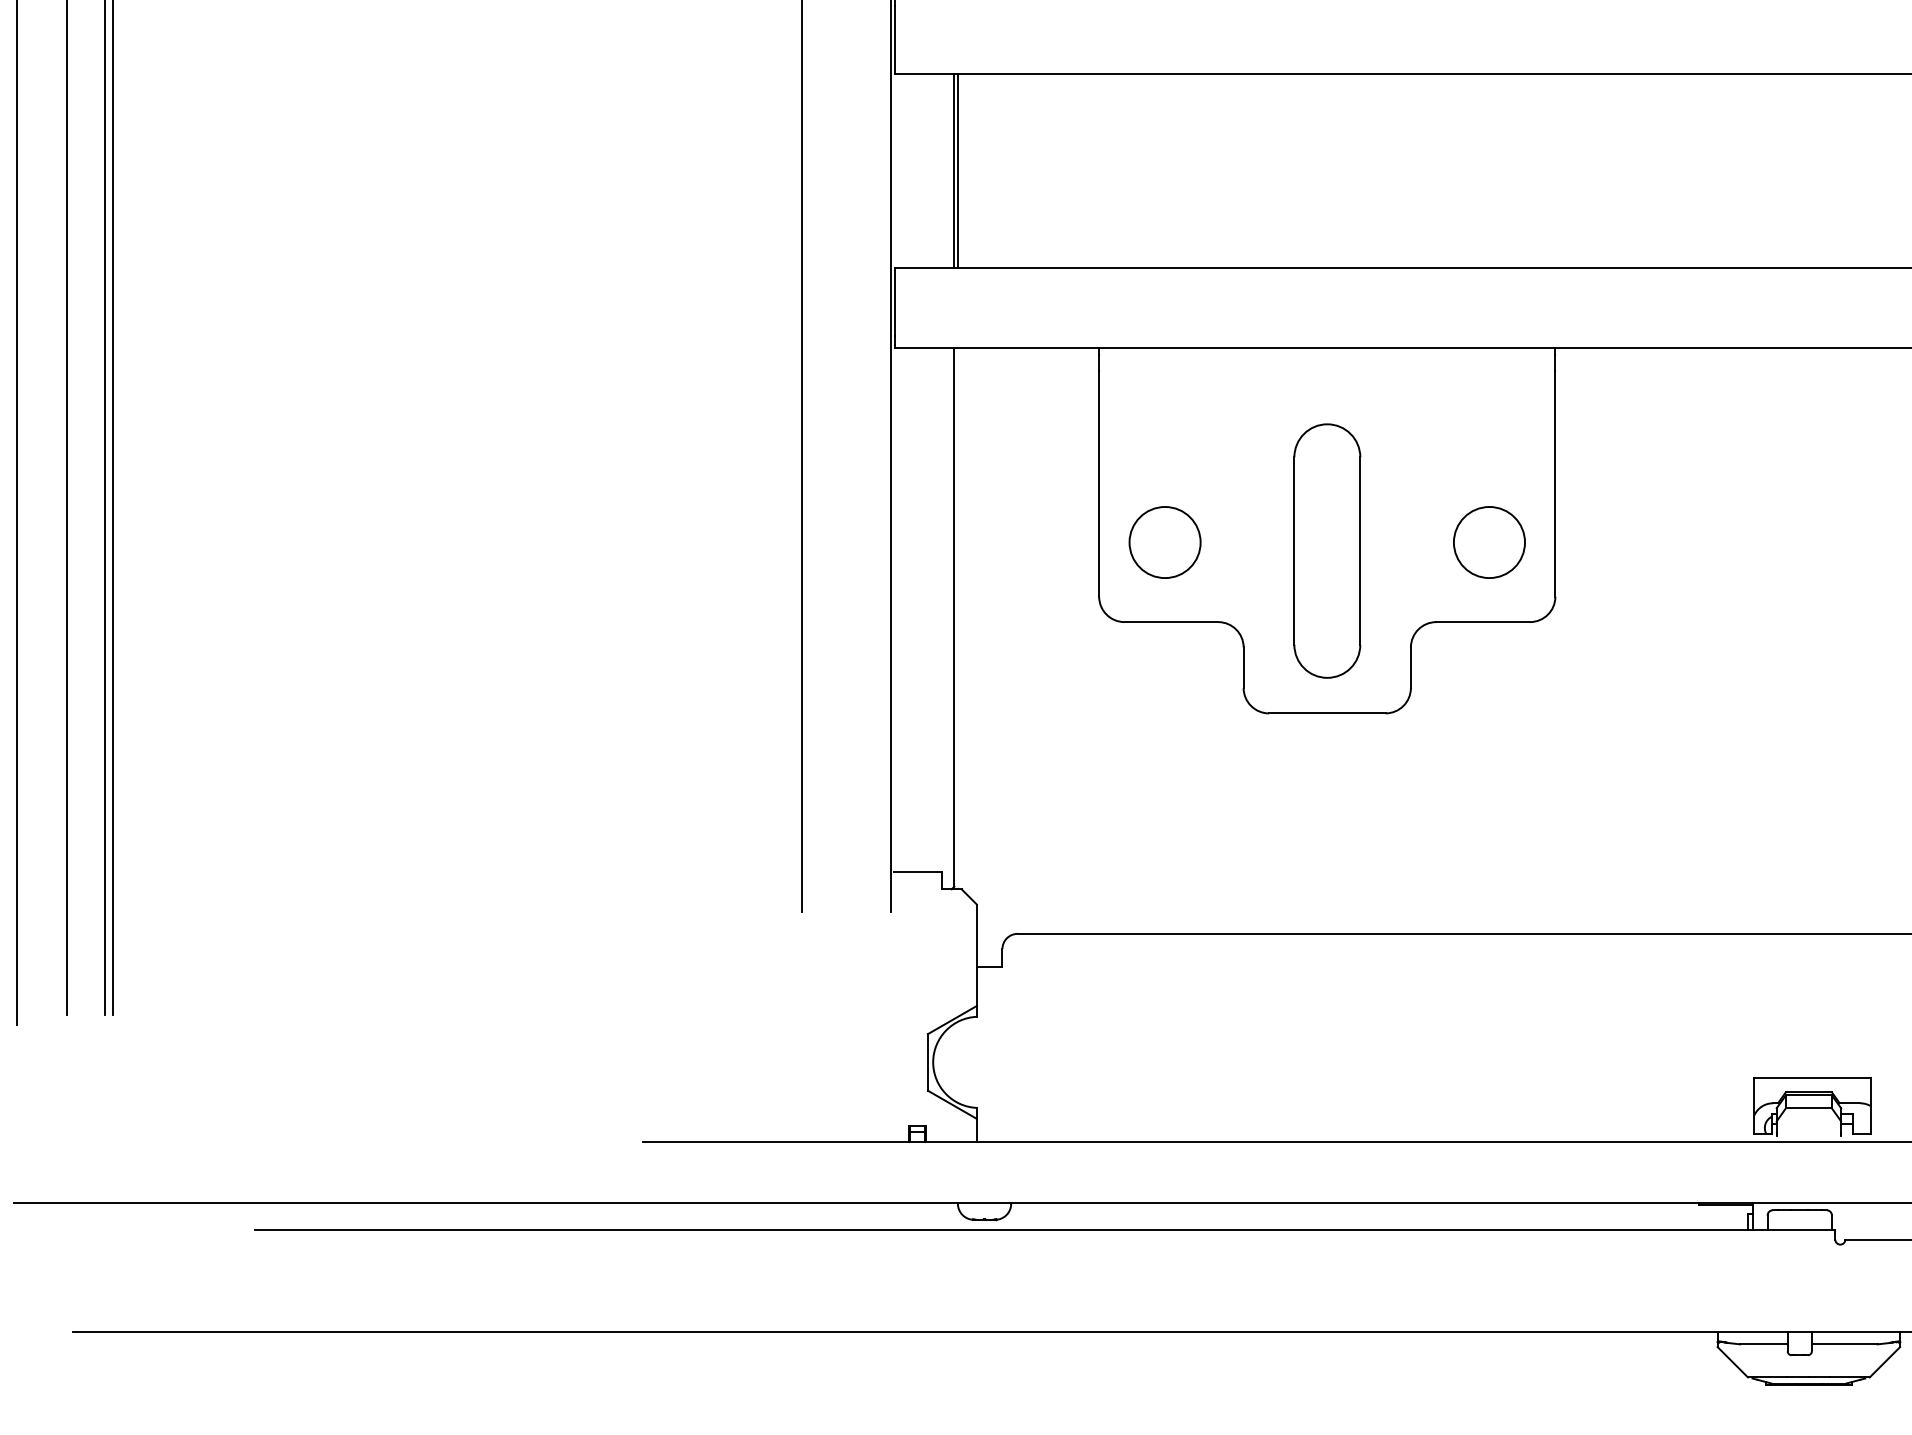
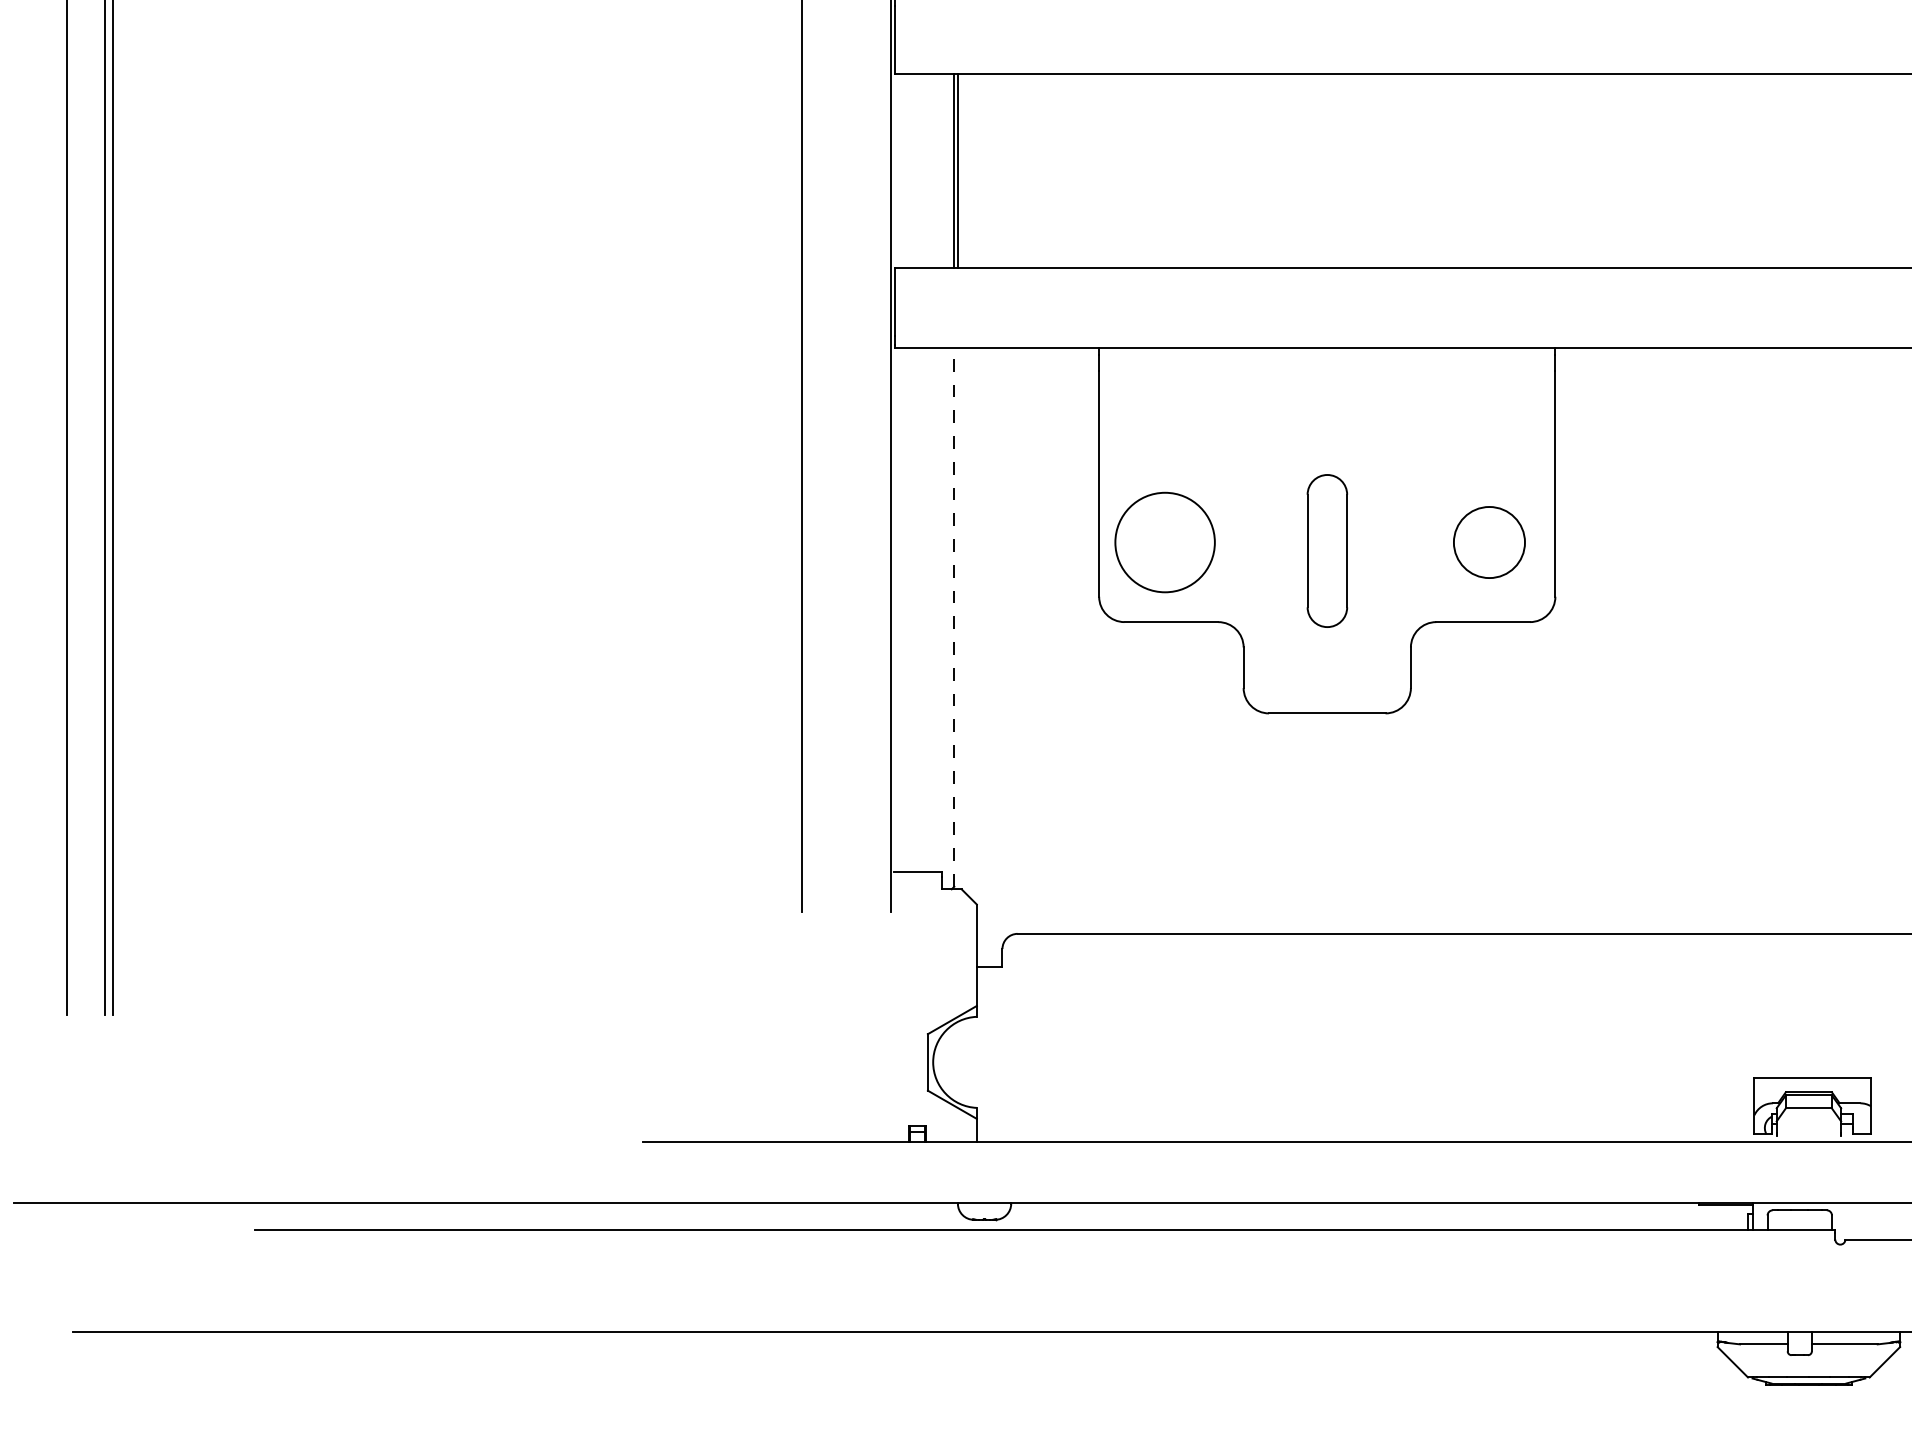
line: present -> none (16, 513)
circle size: 74x73 px -> 102x103 px (1164, 542)
part size: 69x256 px -> 42x154 px (1326, 550)
line: solid -> dashed (954, 616)
